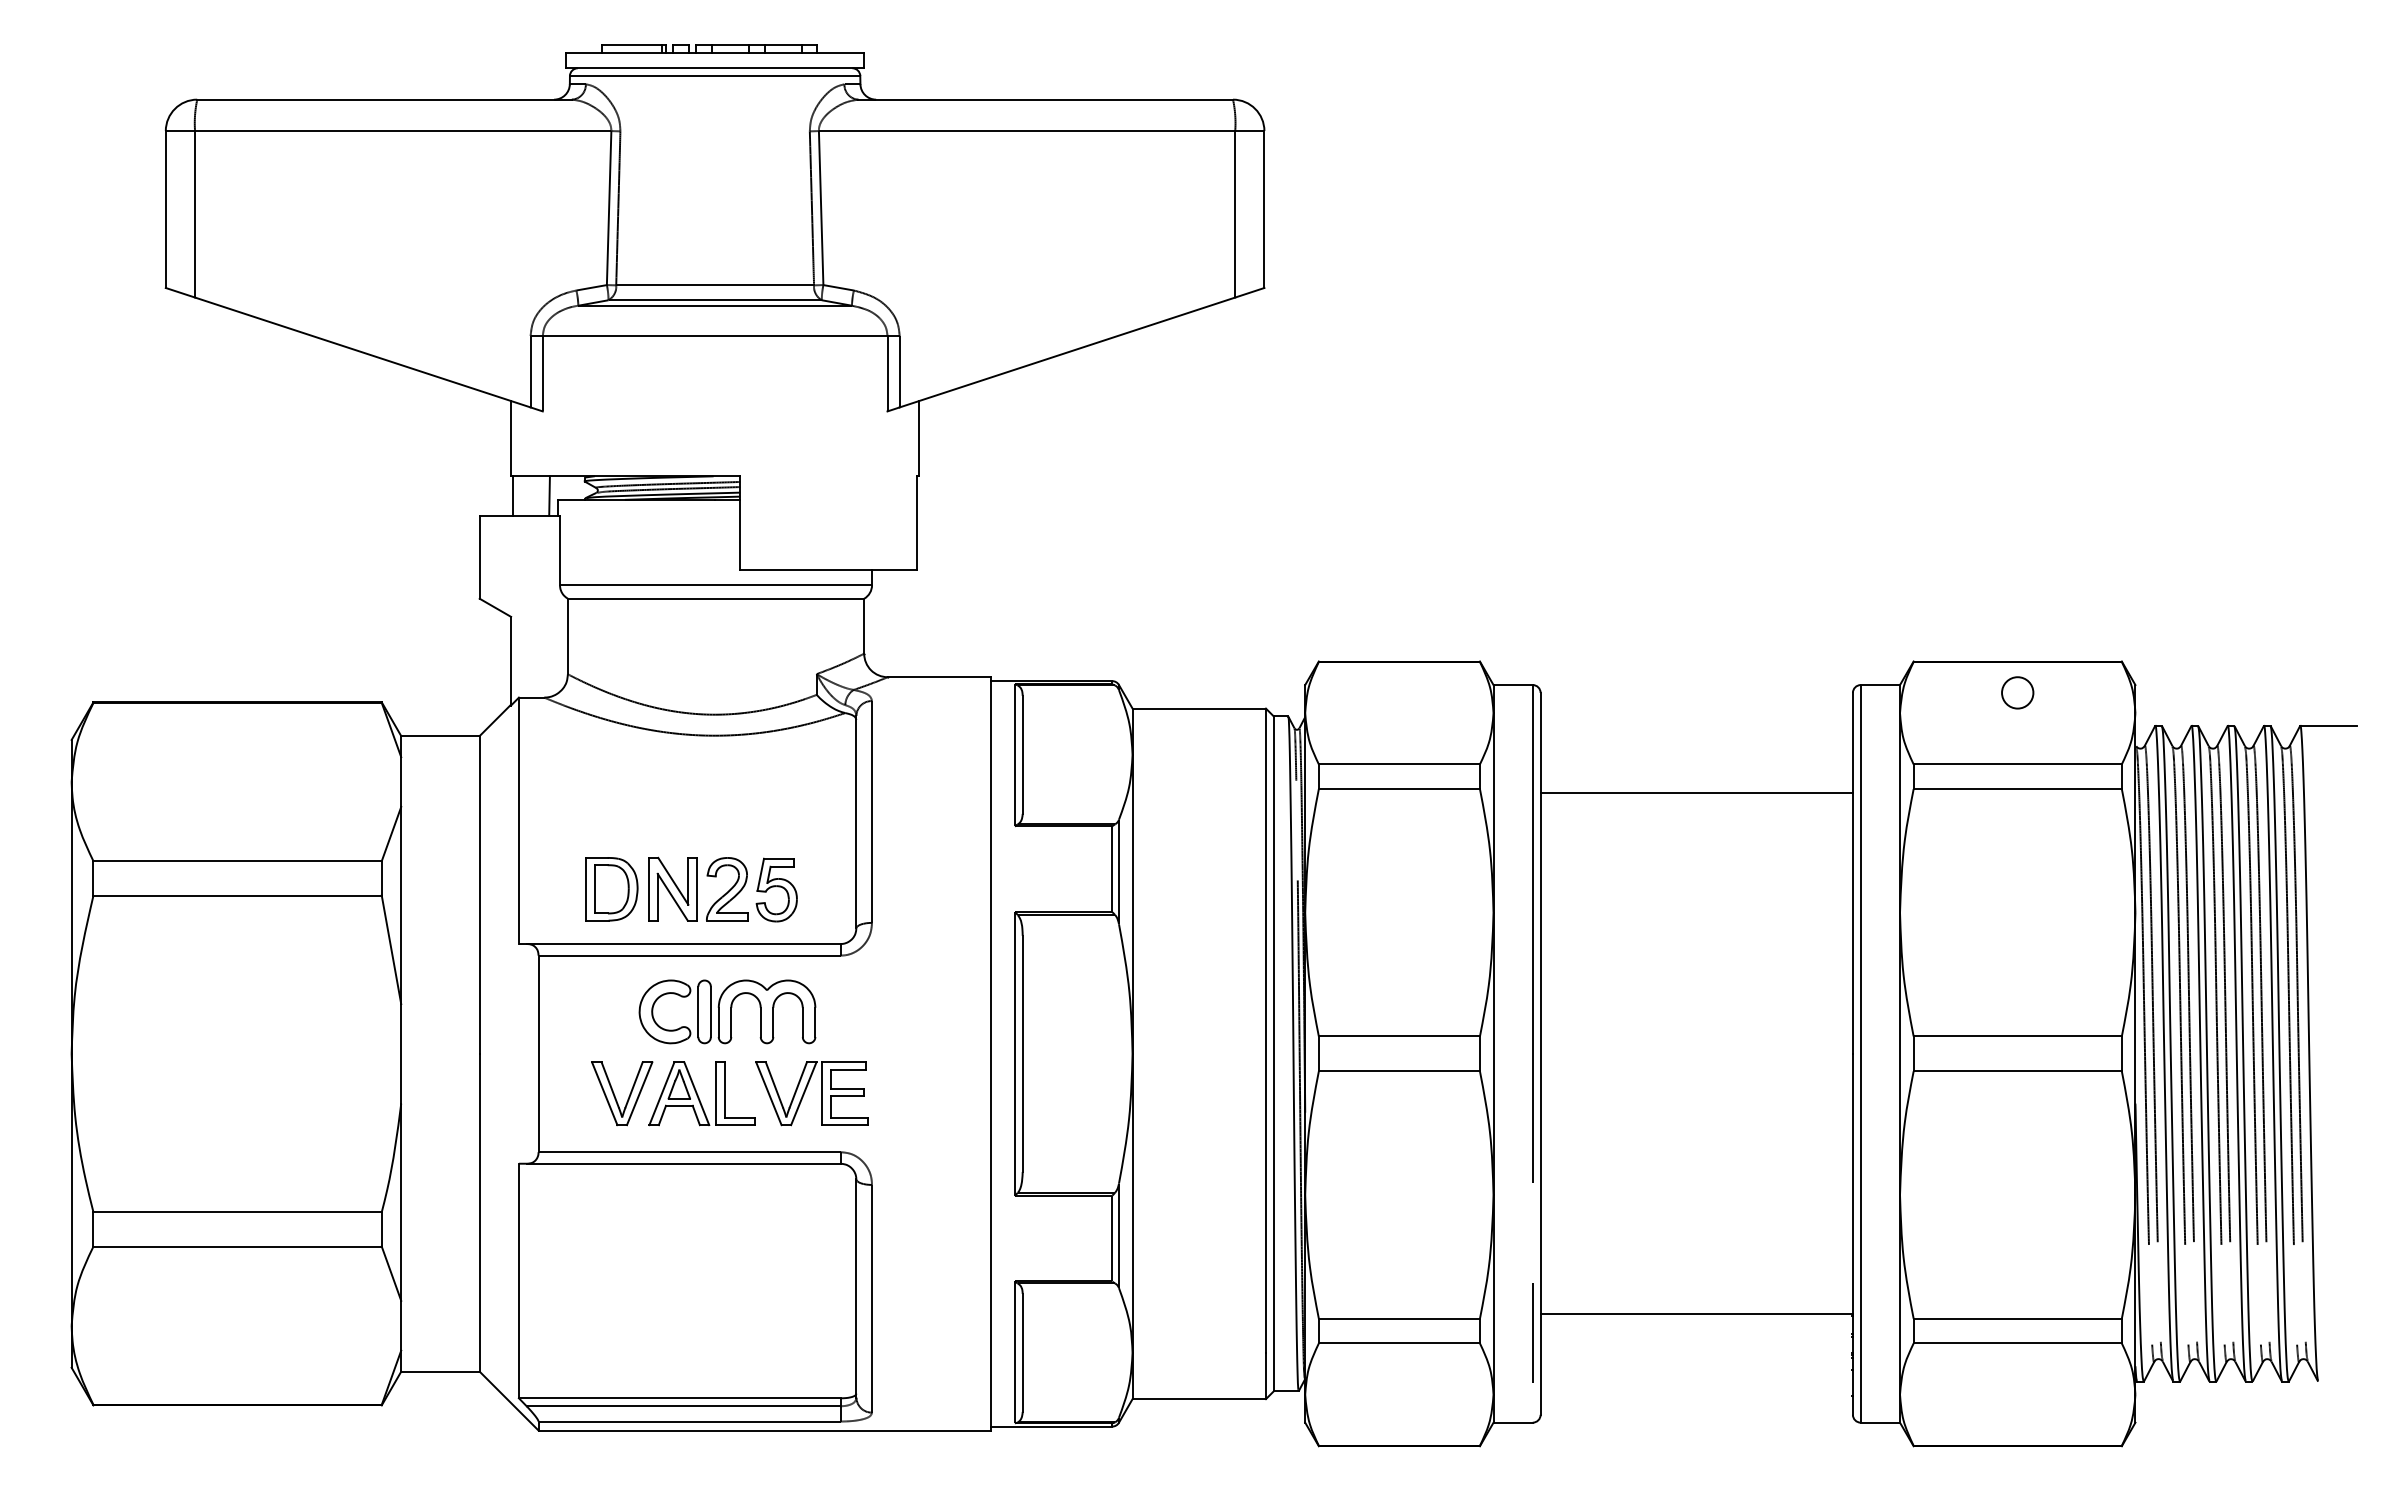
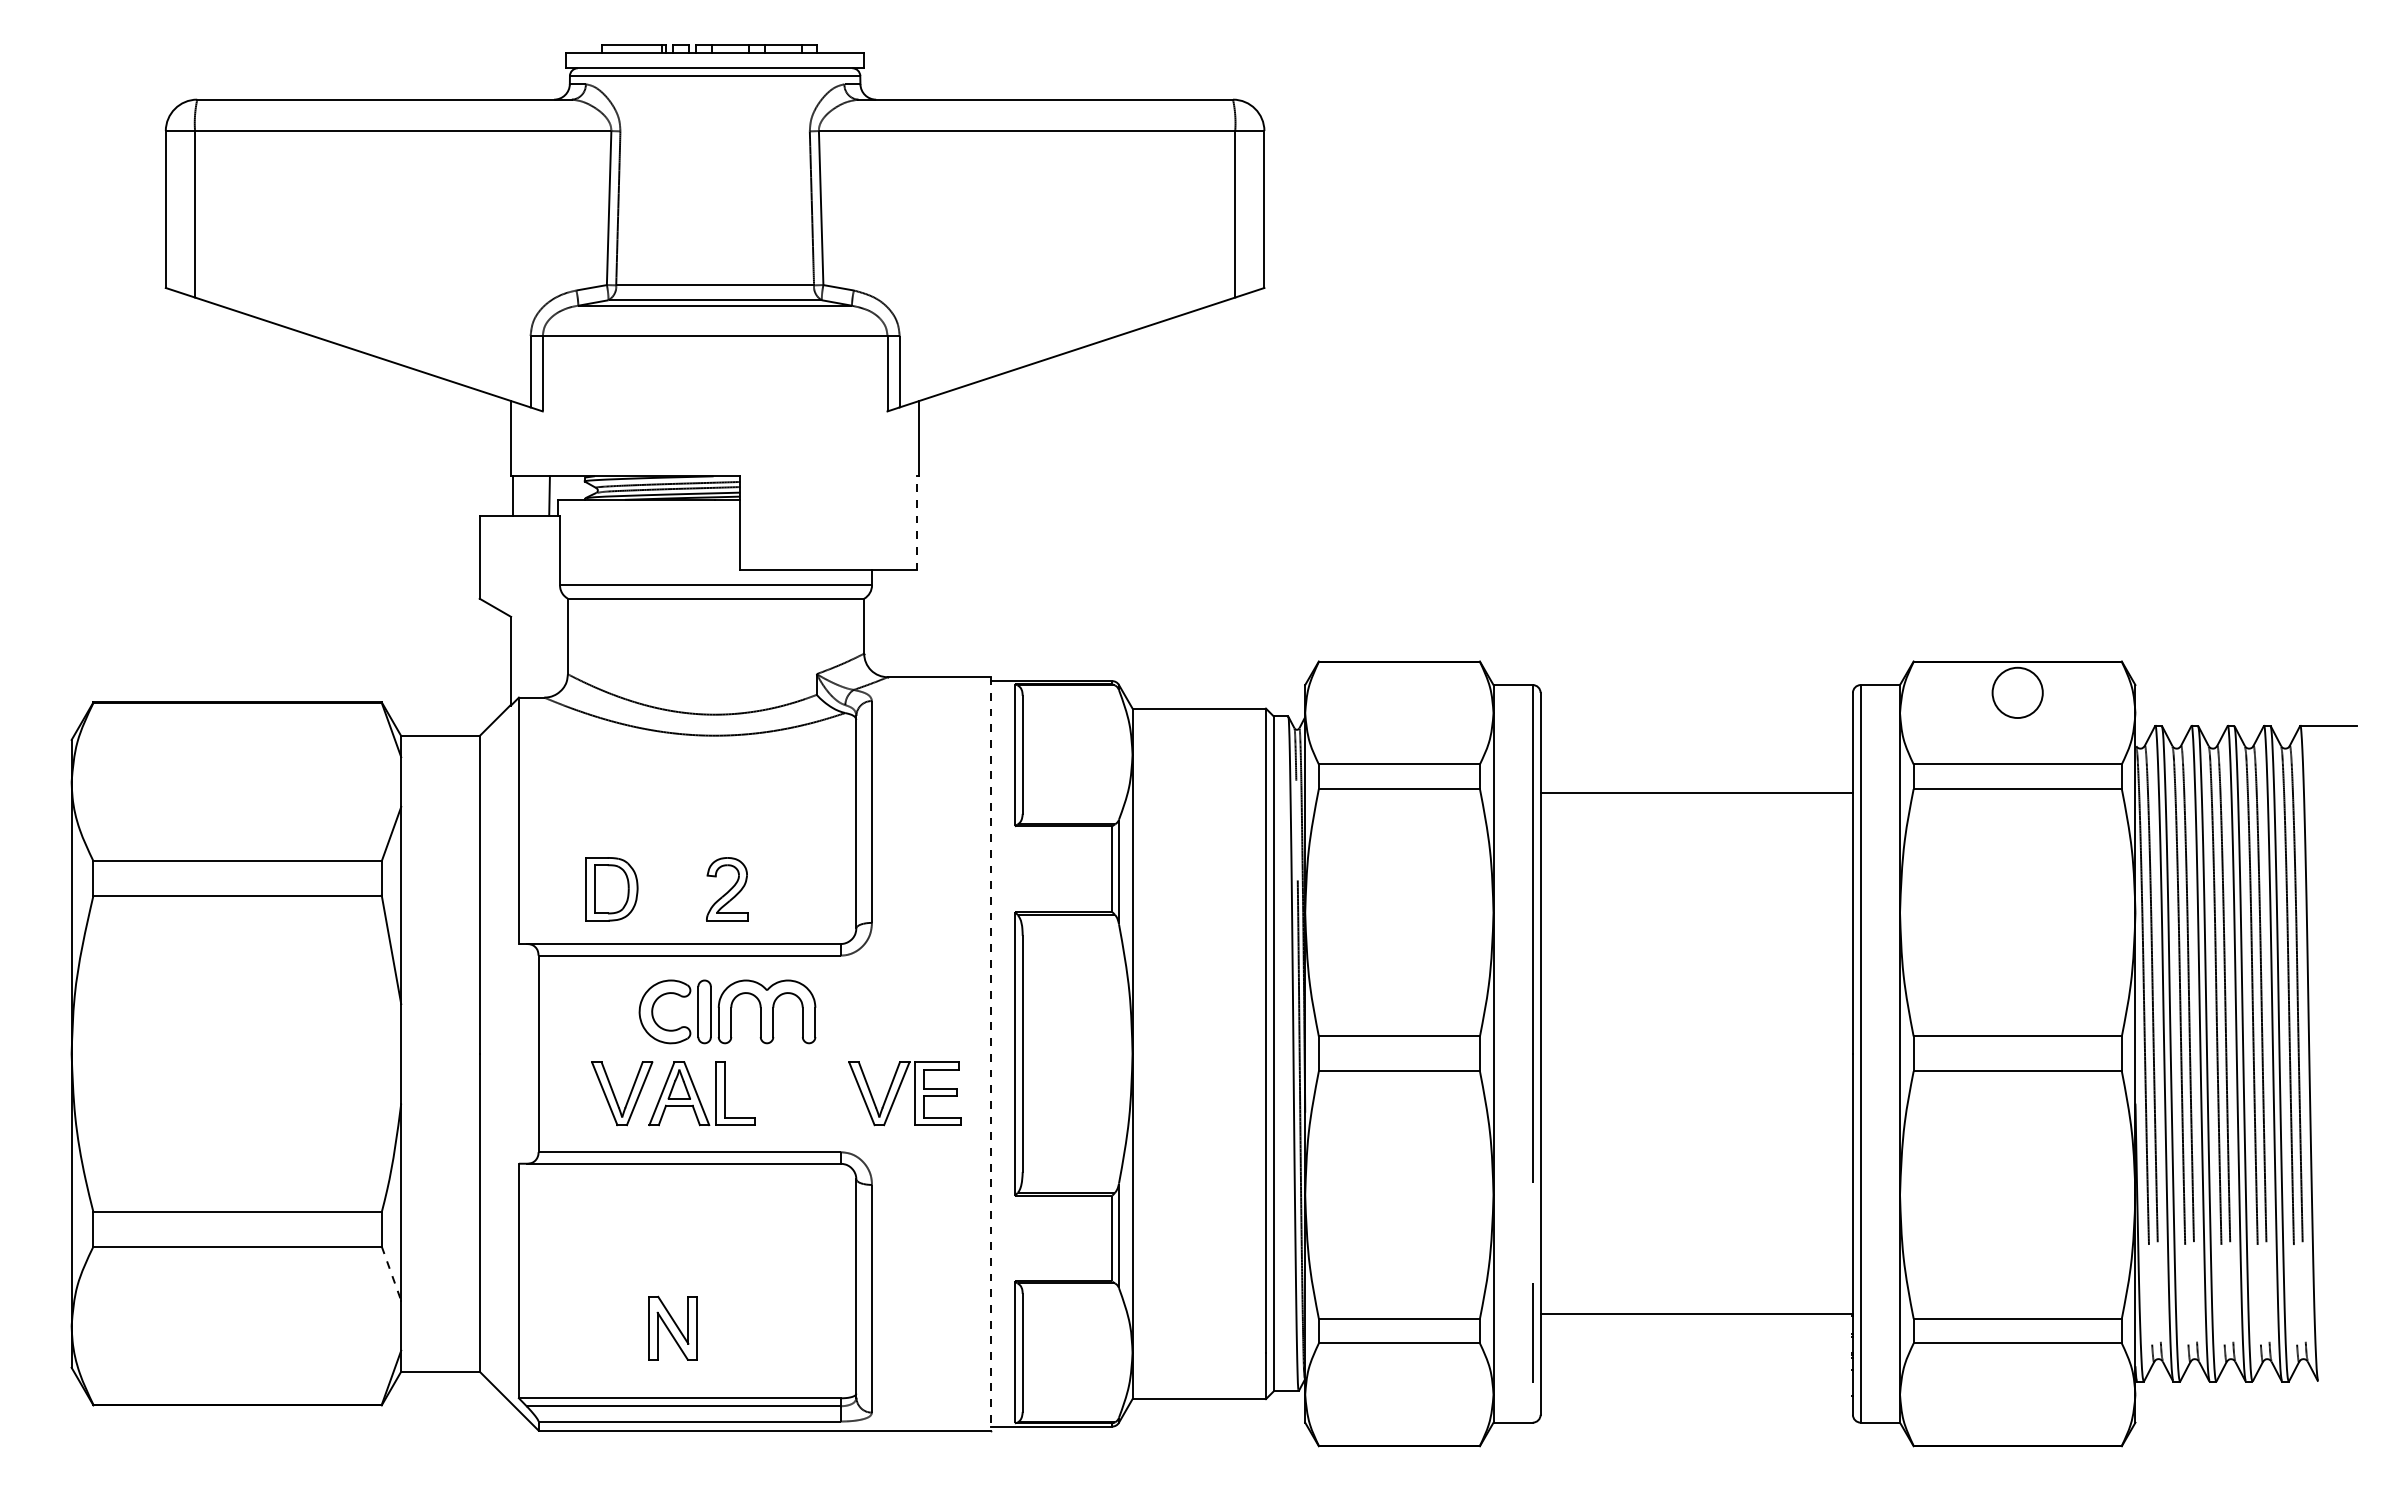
line: solid -> dashed (917, 522)
circle diameter: 31 px -> 50 px (2017, 692)
part position: (672, 888) -> (672, 1327) (672, 1327)
part: present -> none (776, 889)
line: solid -> dashed (991, 1053)
part position: (811, 1093) -> (904, 1093) (904, 1093)
line: solid -> dashed (391, 1273)
